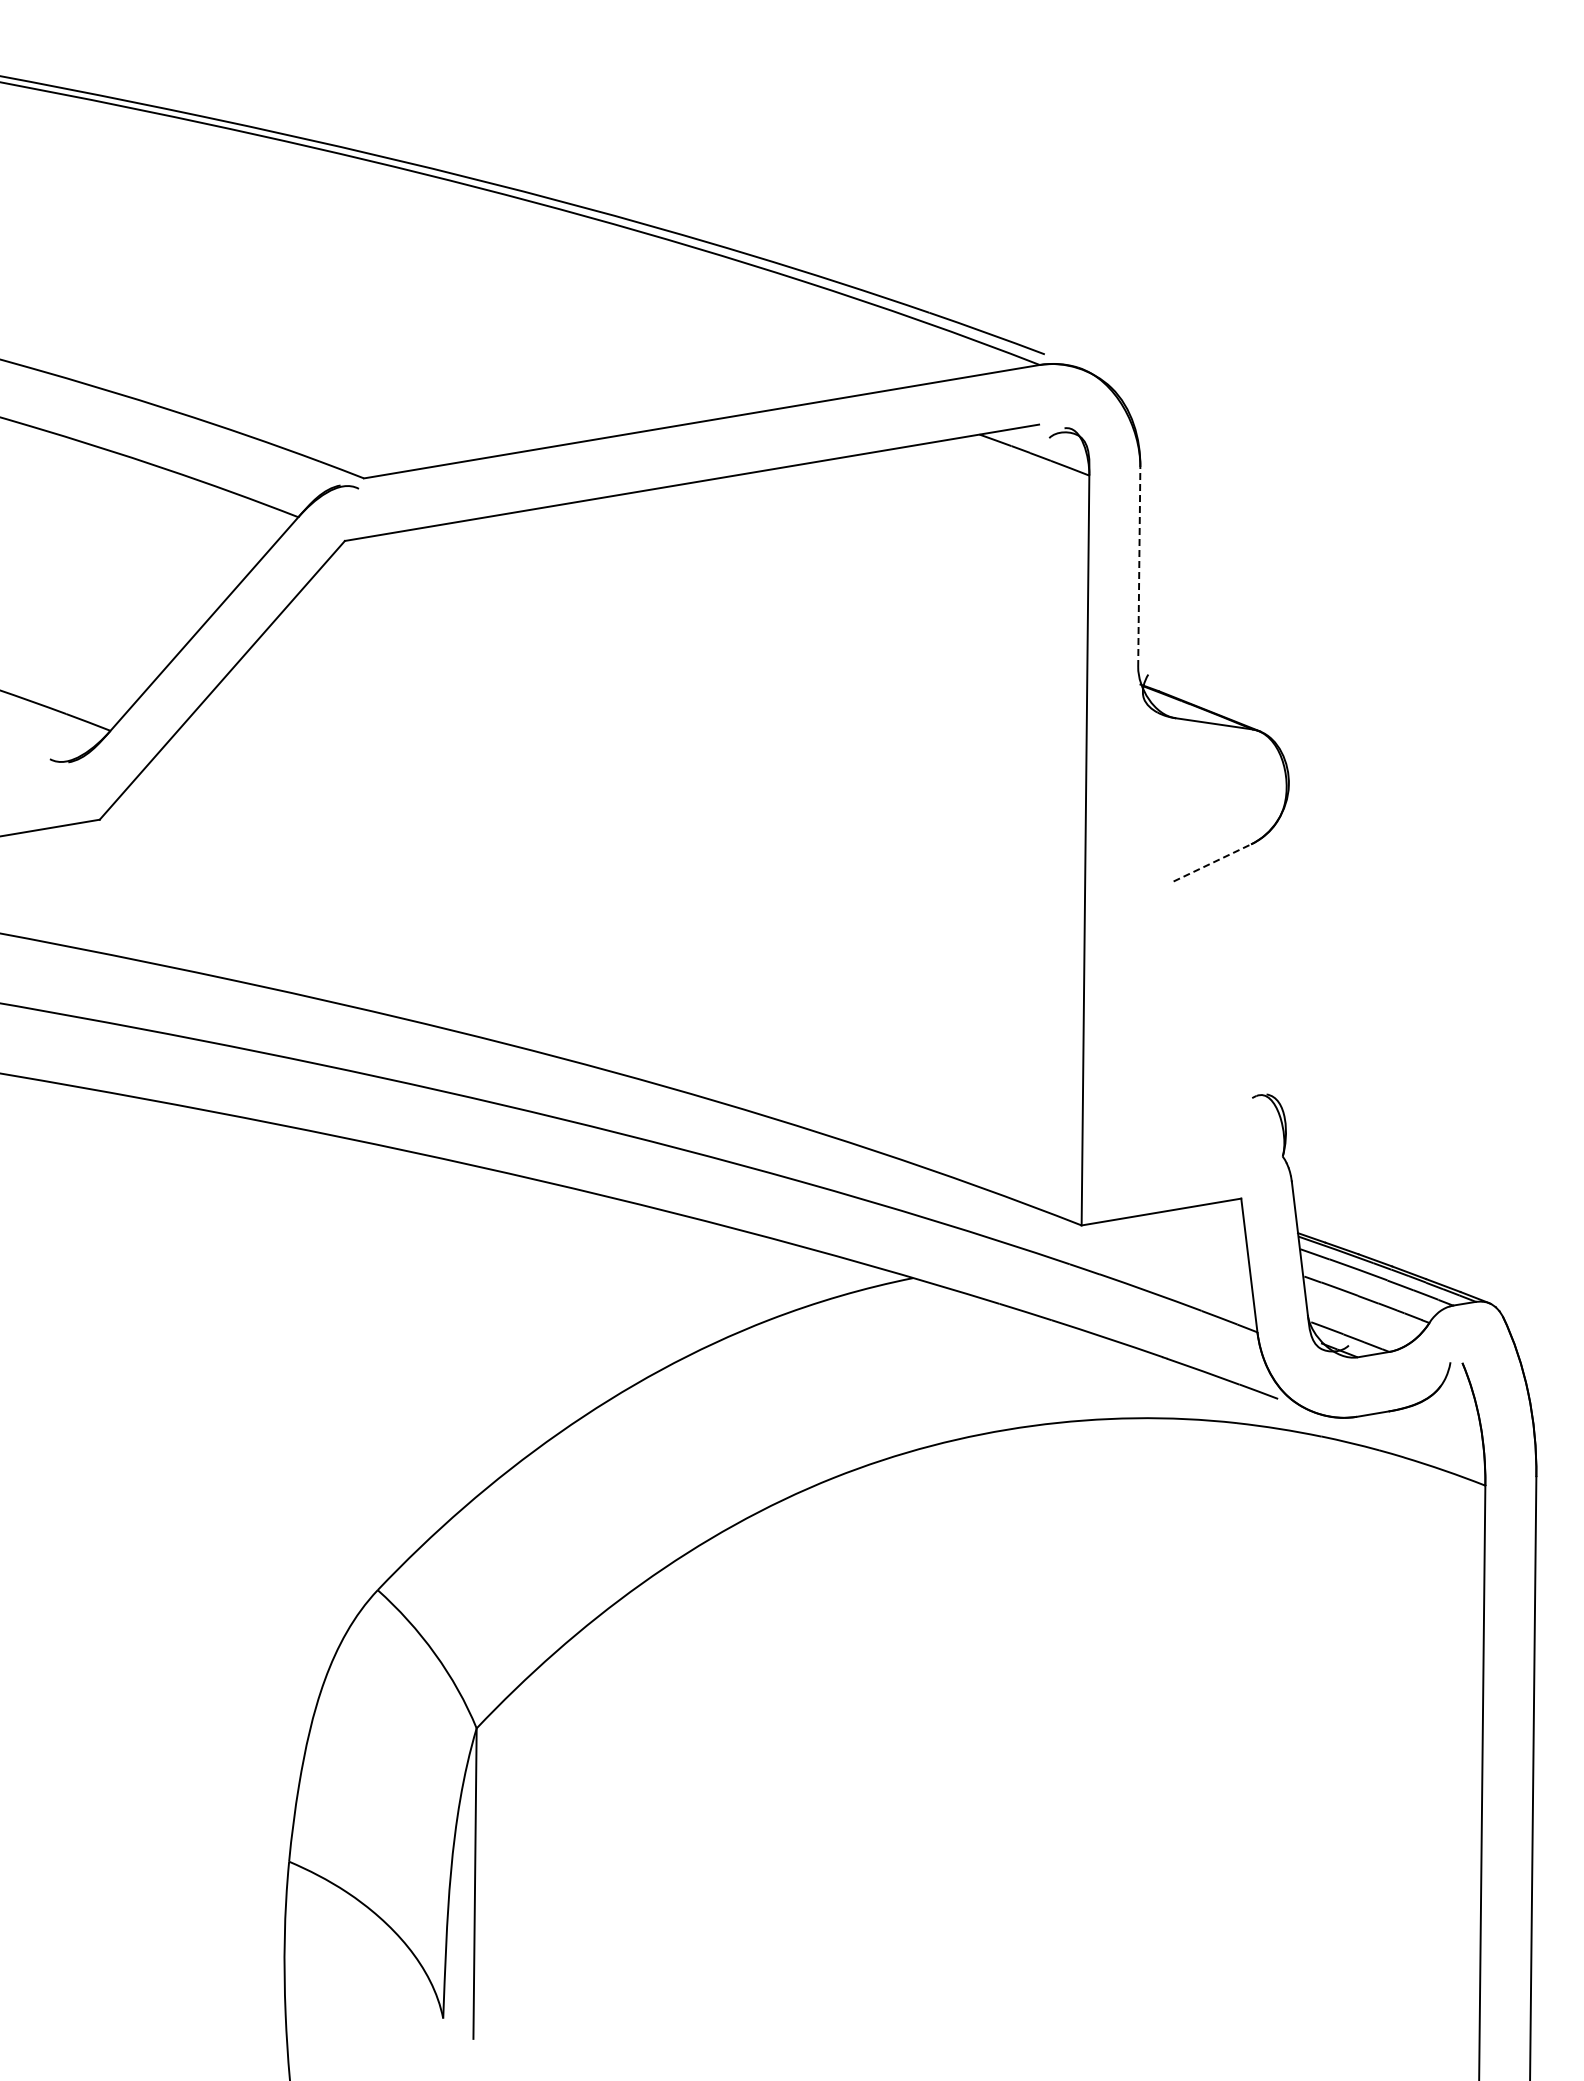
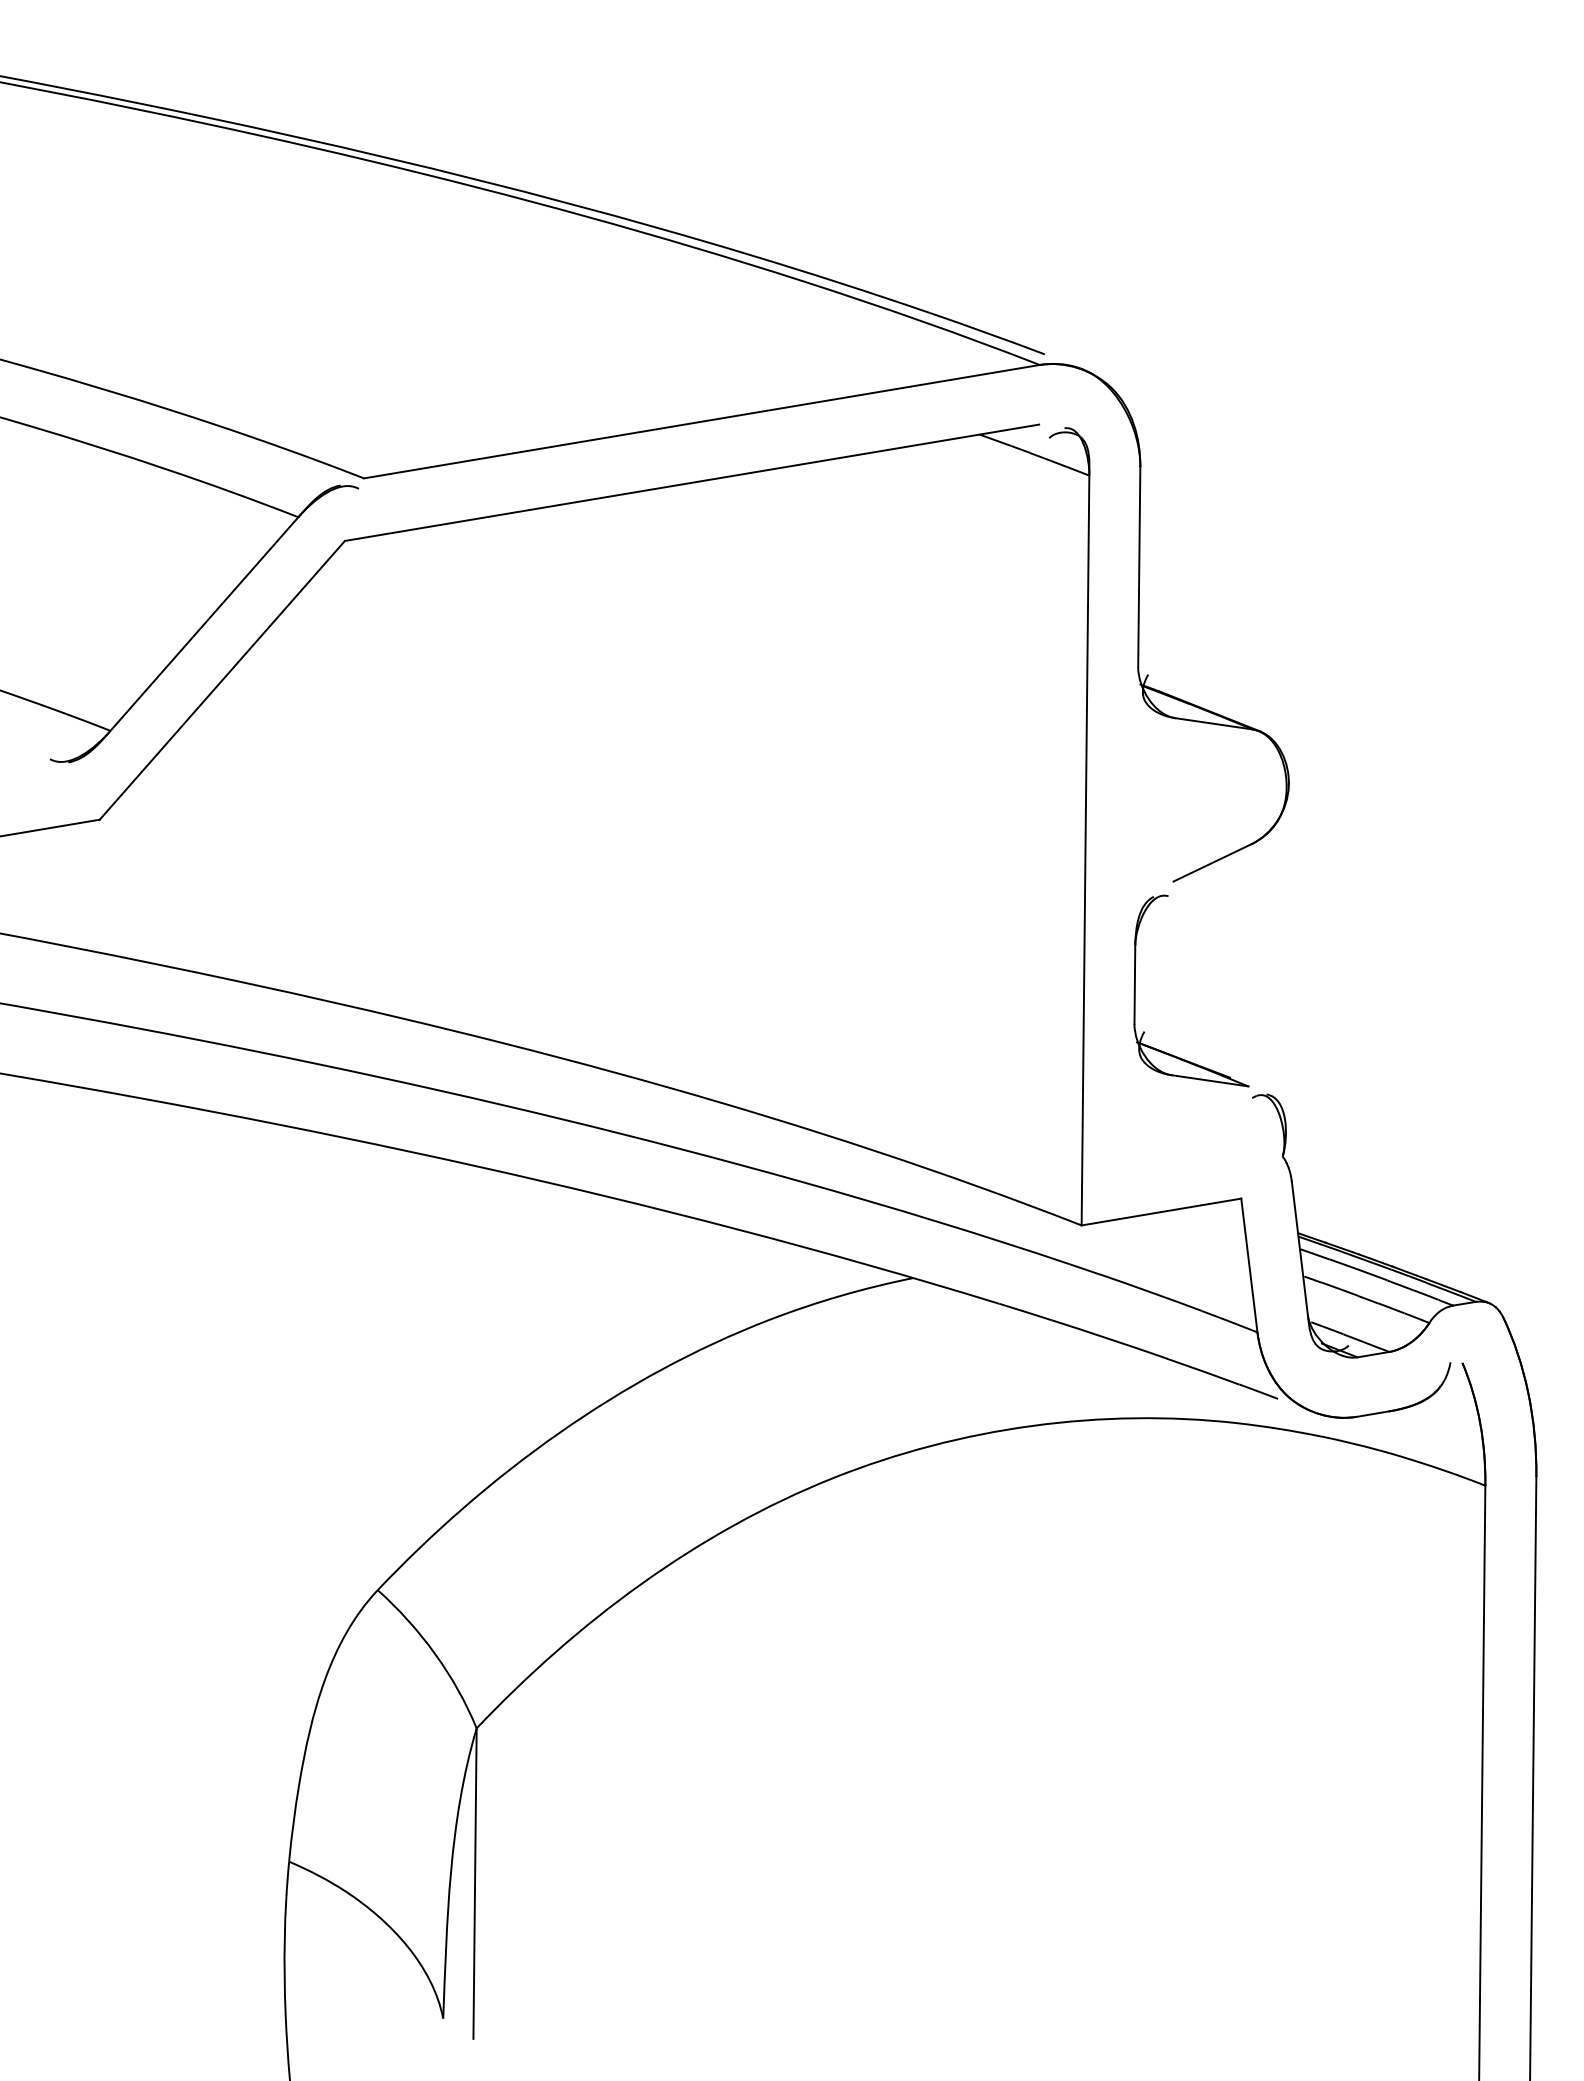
line: dashed -> solid (1139, 566)
line: dashed -> solid (1212, 862)
part: none -> present (1135, 990)
